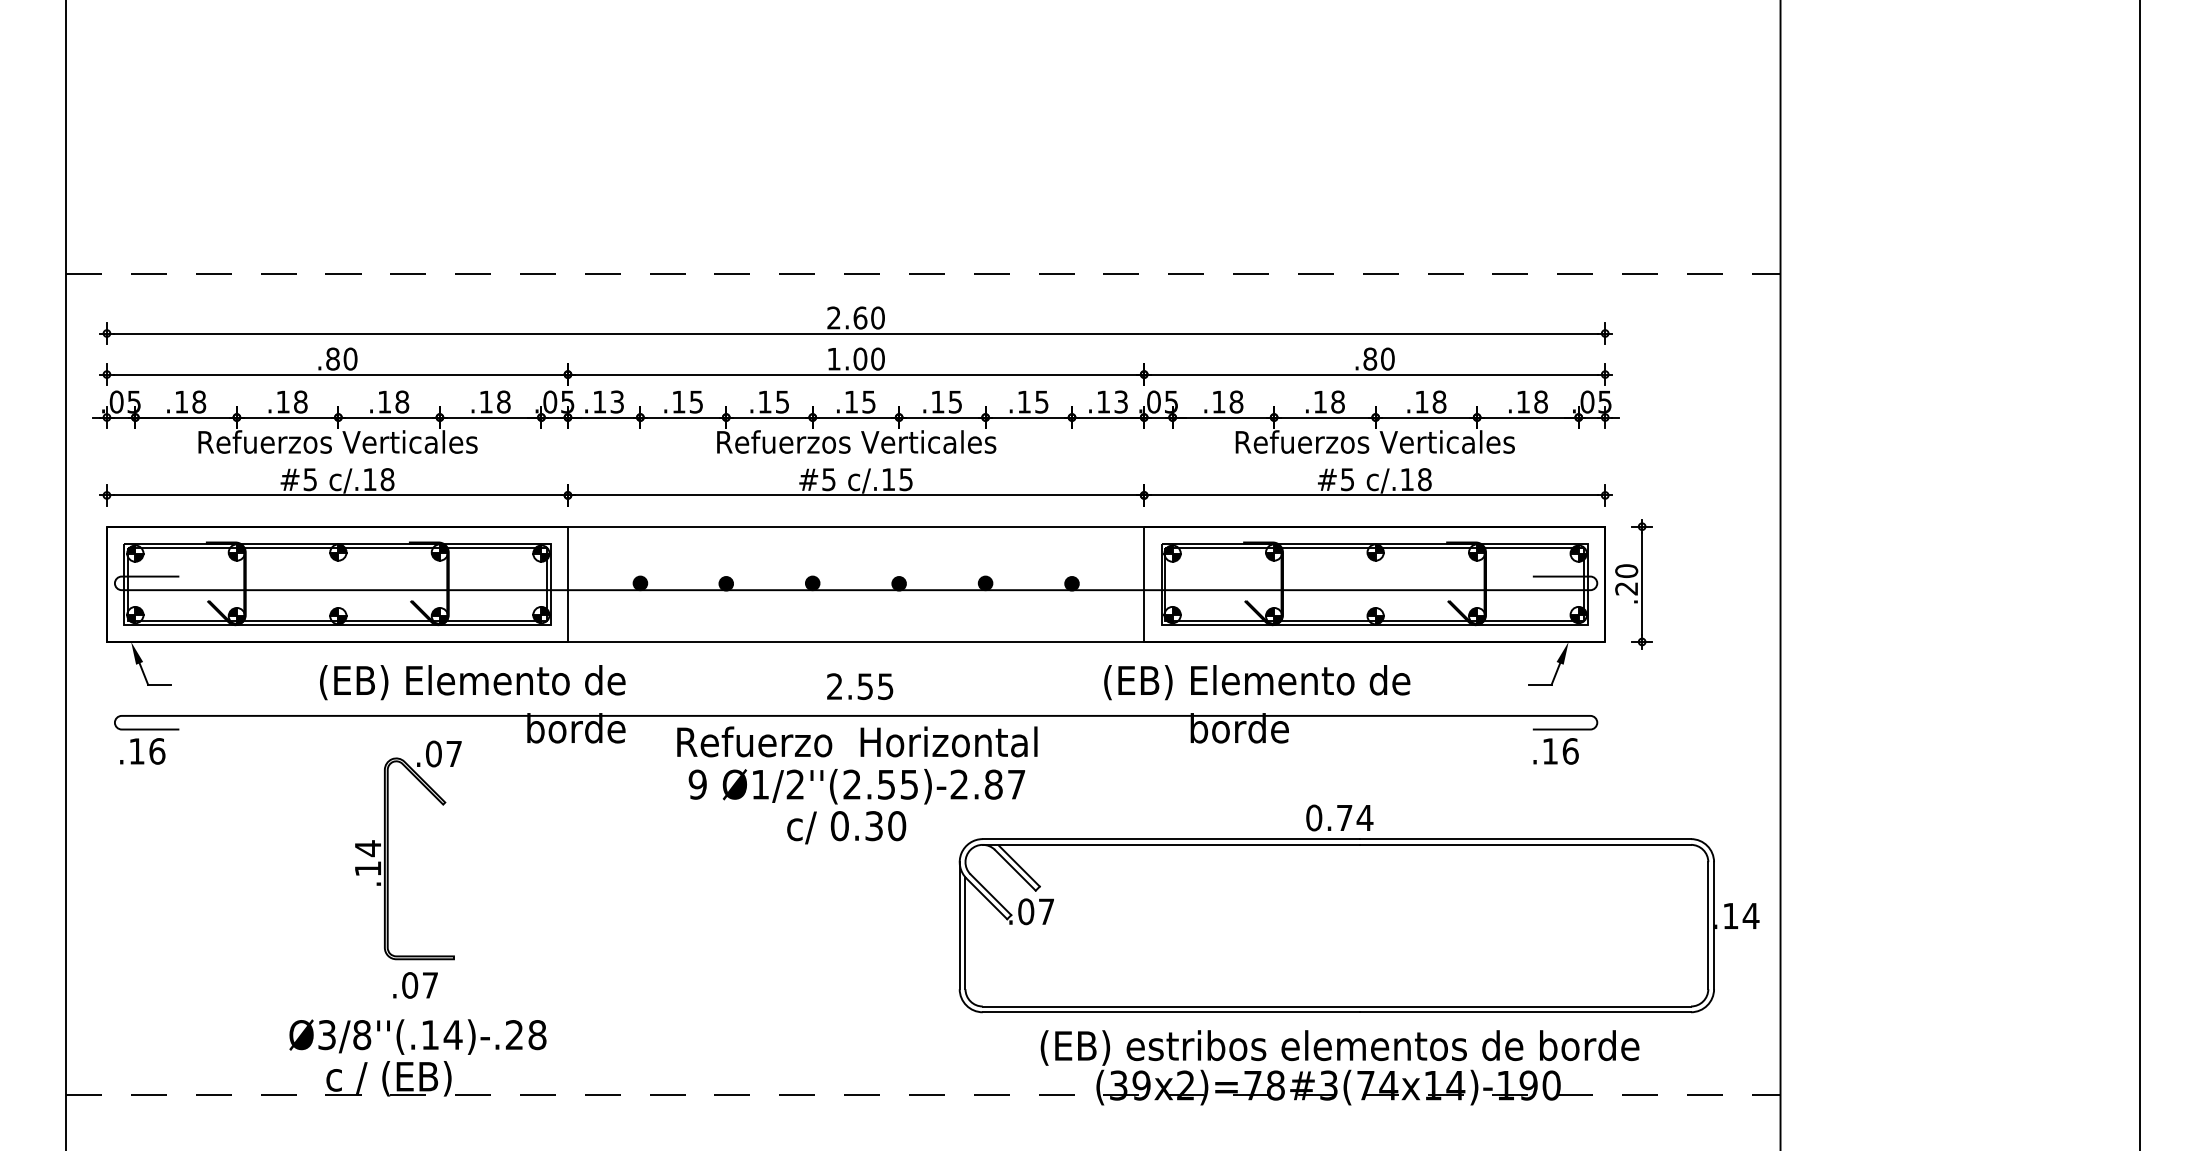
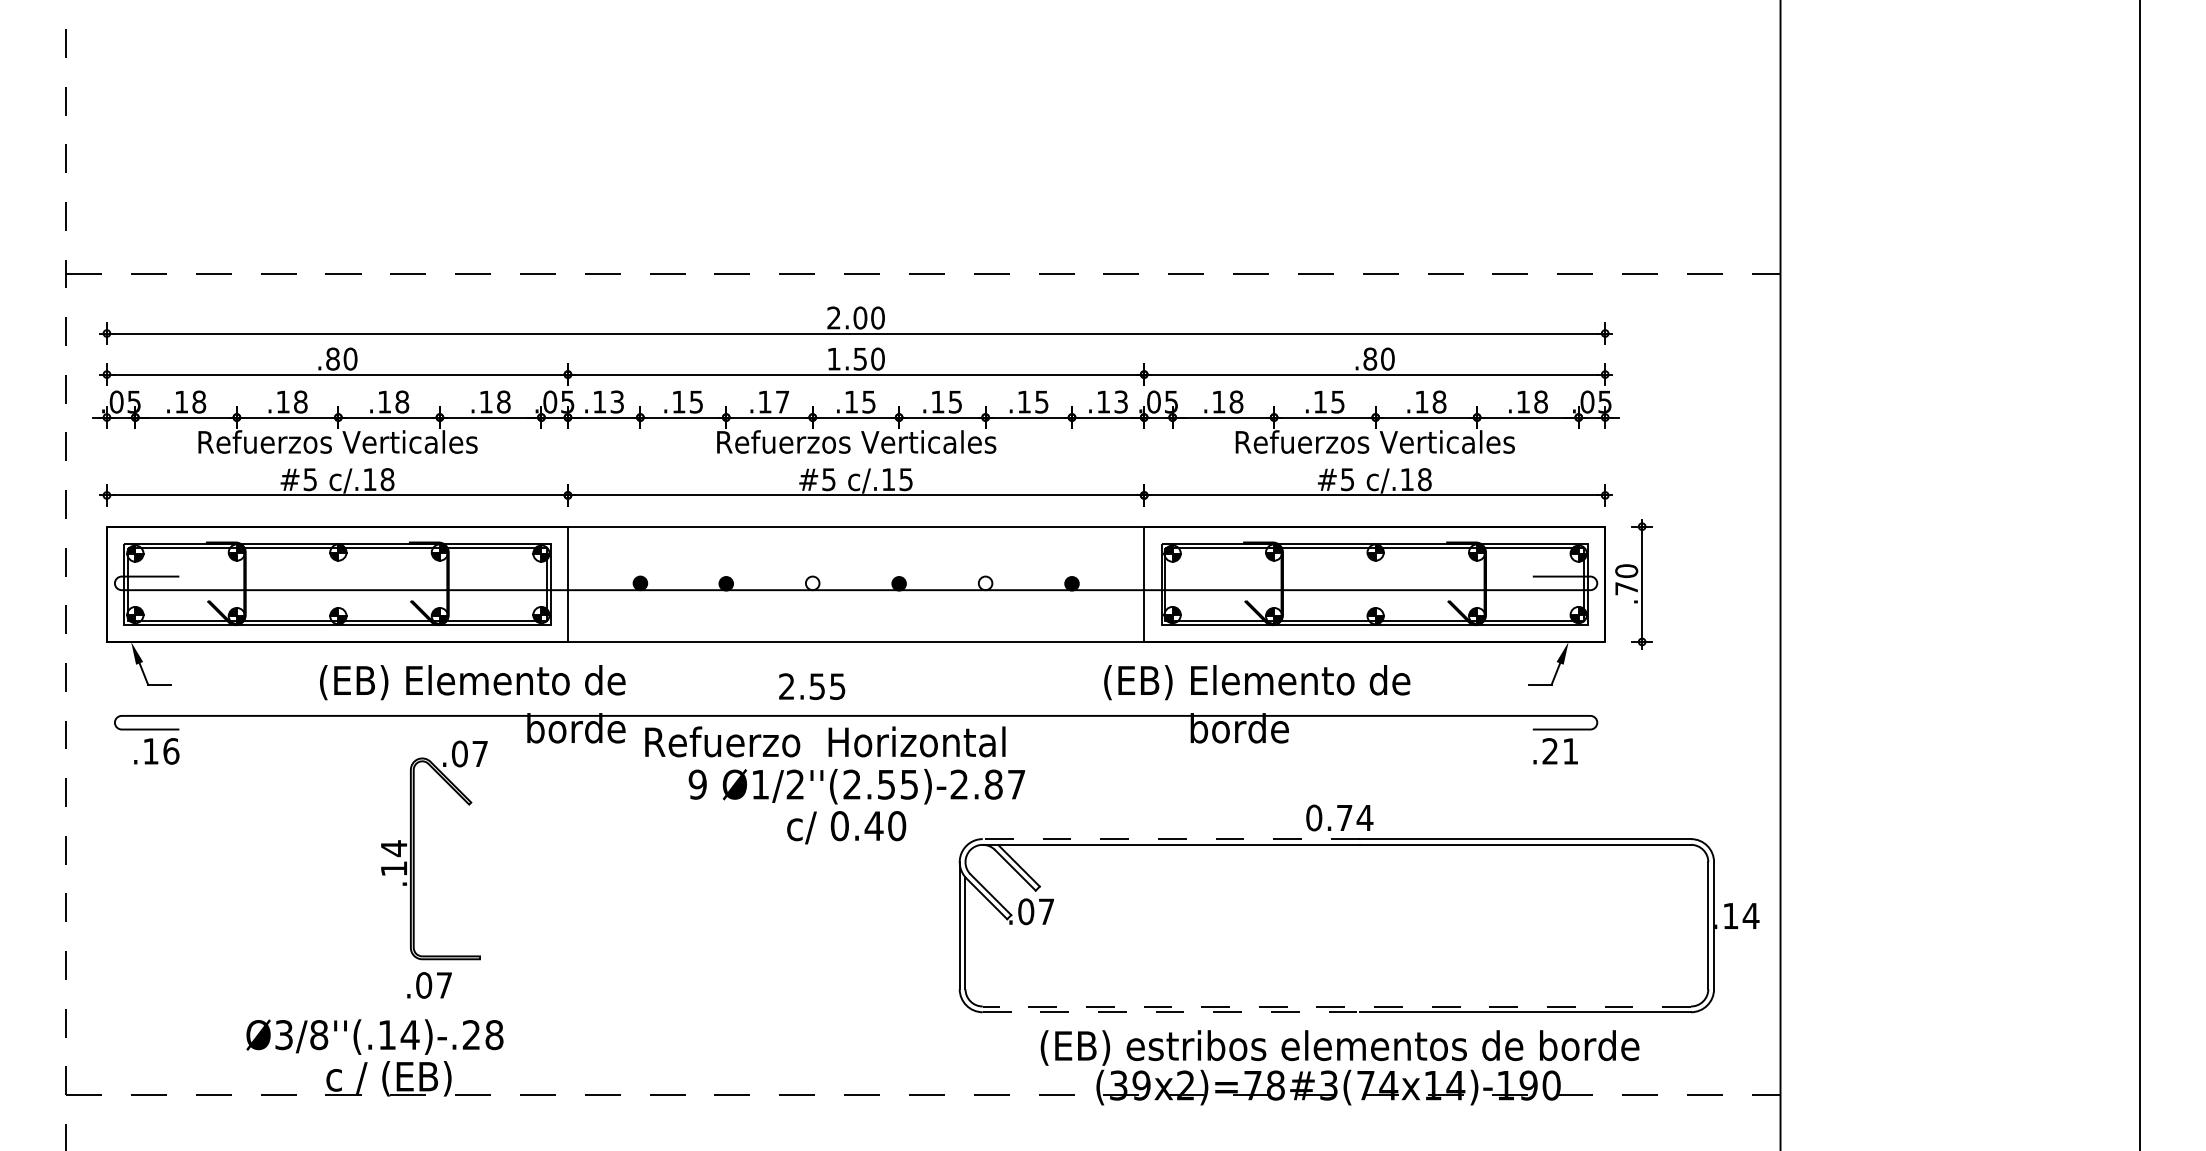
text: 2.60 -> 2.00 (860, 317)
text: 1.00 -> 1.50 (860, 358)
text: .15 -> .17 (782, 401)
text: .18 -> .15 (1337, 401)
line: solid -> dashed (66, 575)
fill: present -> none (812, 583)
fill: present -> none (985, 583)
text: .20 -> .70 (1626, 588)
text position: (860, 686) -> (812, 686) (812, 686)
text position: (857, 741) -> (825, 741) (825, 741)
text position: (142, 751) -> (156, 751) (156, 751)
text: .16 -> .21 (1560, 751)
text: 0.30 -> 0.40 (873, 826)
line: solid -> dashed (1170, 839)
part position: (388, 850) -> (414, 850) (414, 850)
text position: (415, 985) -> (429, 985) (429, 985)
line: solid -> dashed (1336, 1006)
line: solid -> dashed (1171, 1012)
text position: (417, 1036) -> (374, 1036) (374, 1036)
